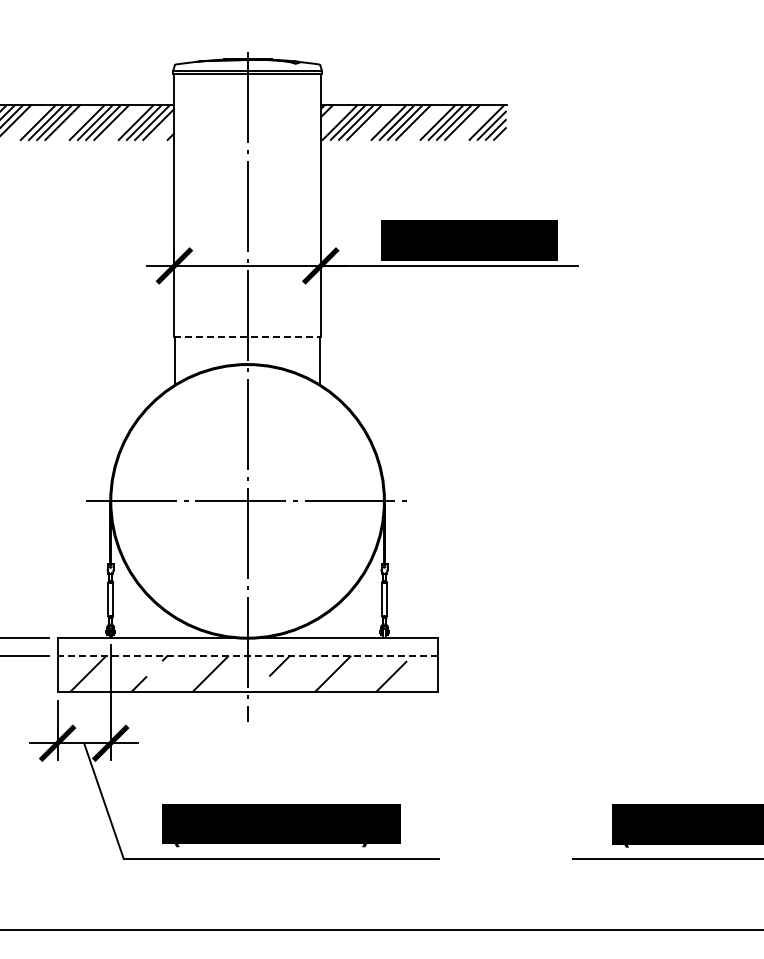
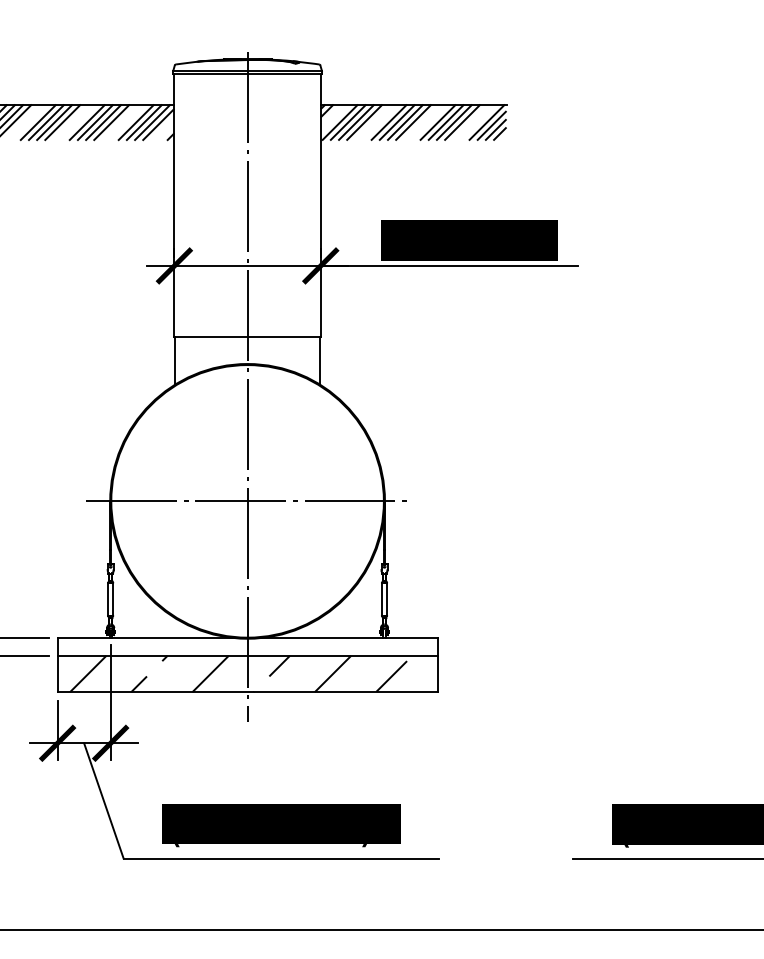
line: dashed -> solid (248, 337)
line: dashed -> solid (247, 655)
